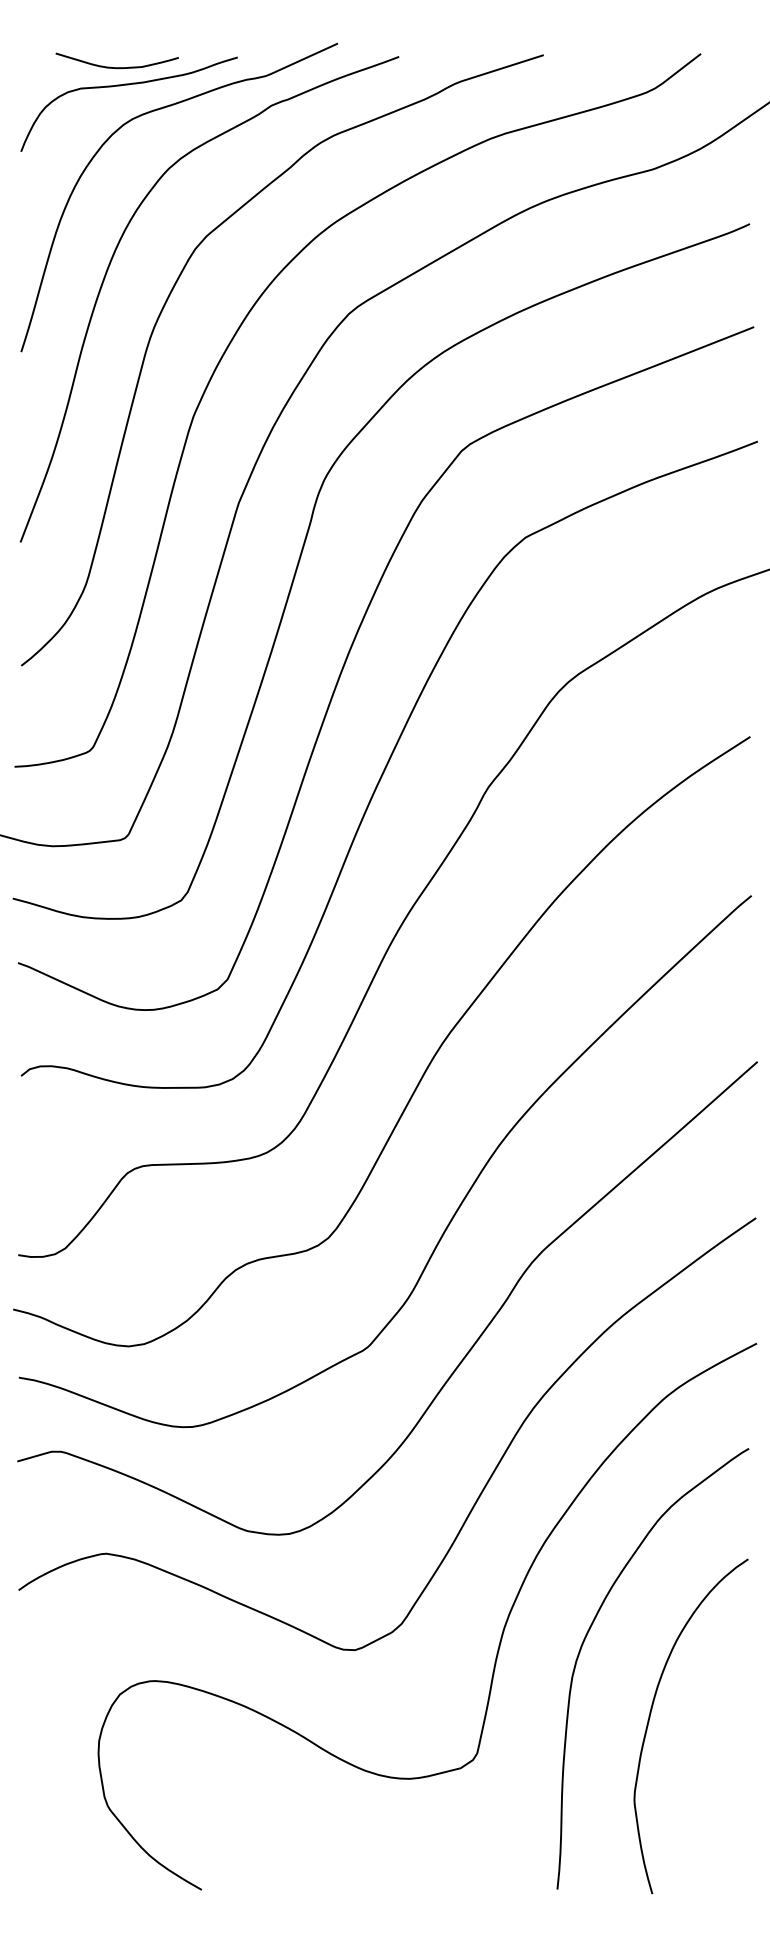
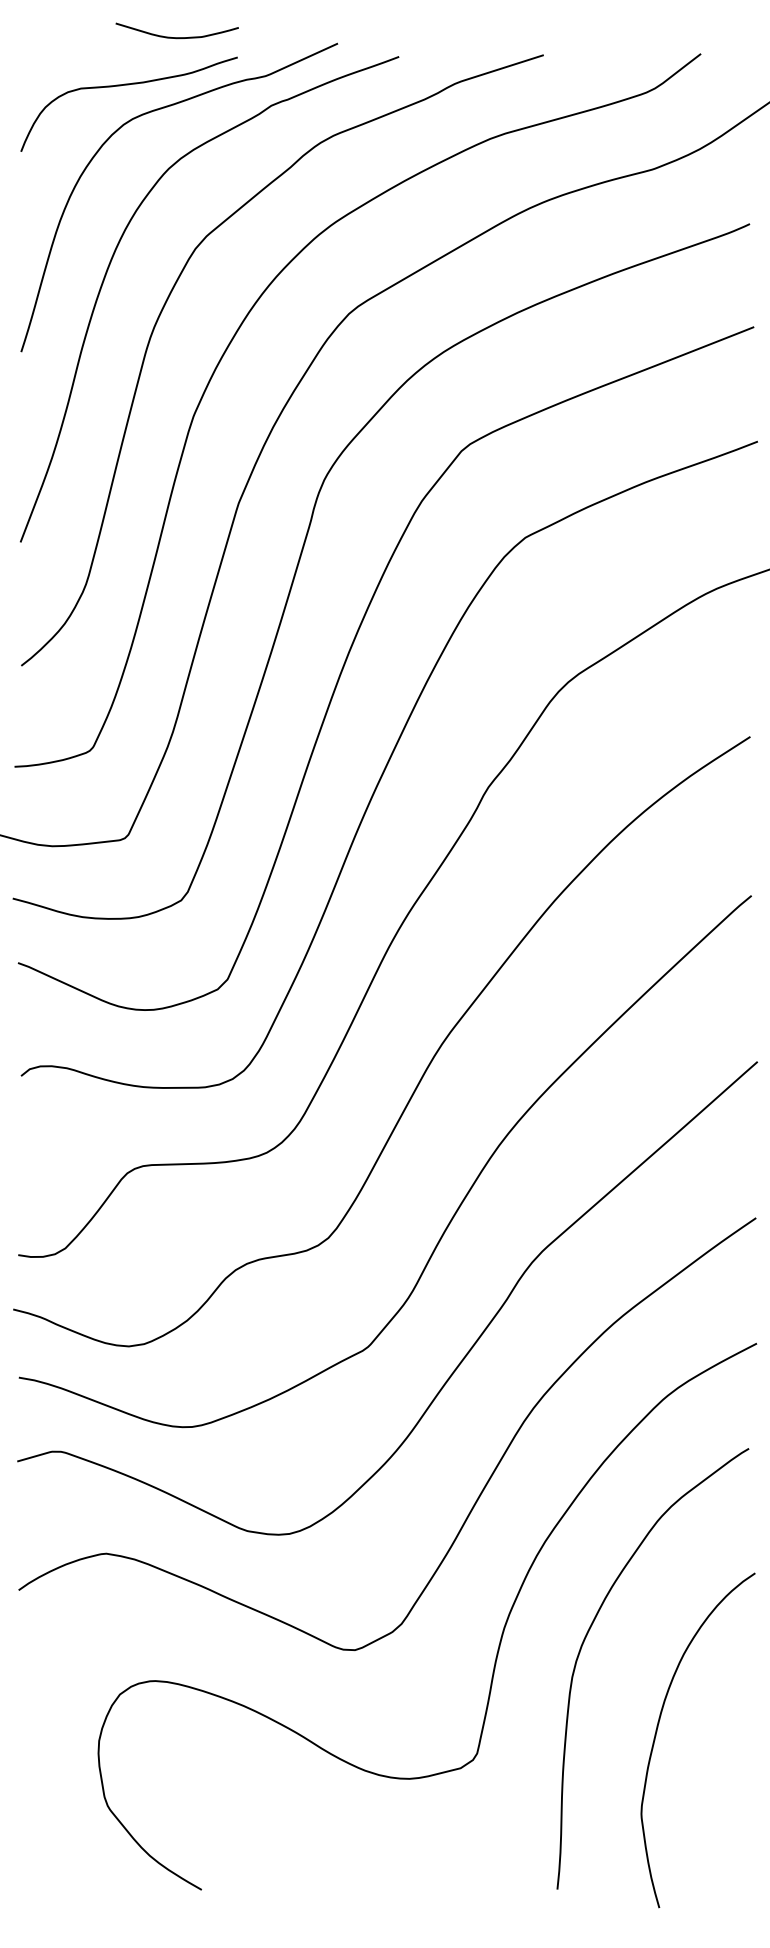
curve position: (116, 67) -> (176, 37) (176, 37)
curve position: (650, 1717) -> (657, 1731) (657, 1731)
